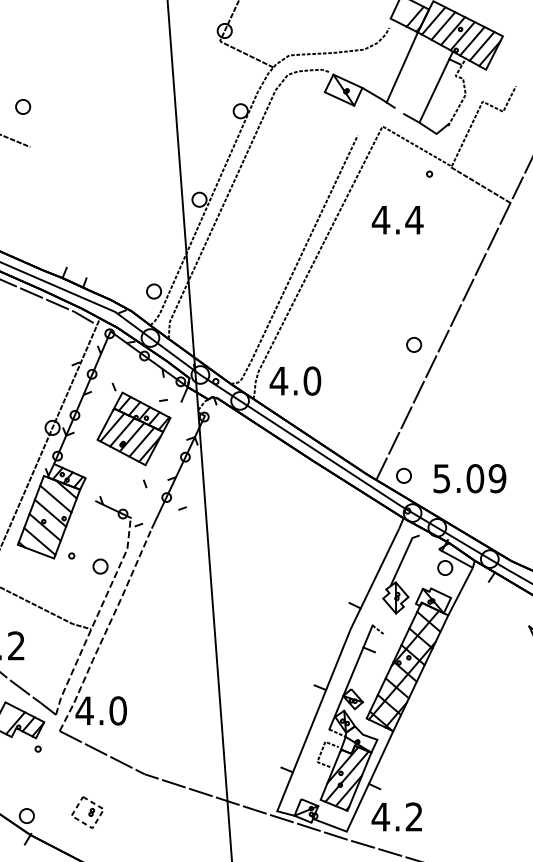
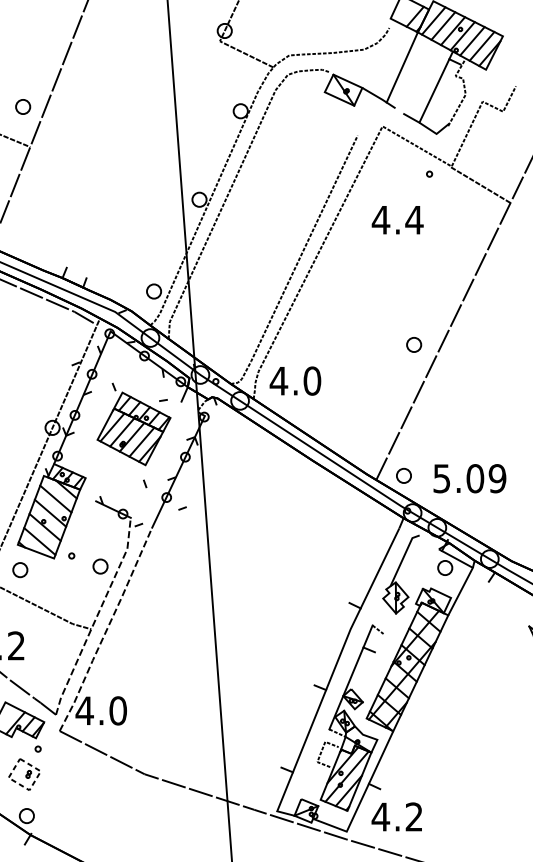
line: none -> present (44, 110)
part: none -> present (20, 570)
part position: (87, 812) -> (24, 774) (24, 774)
